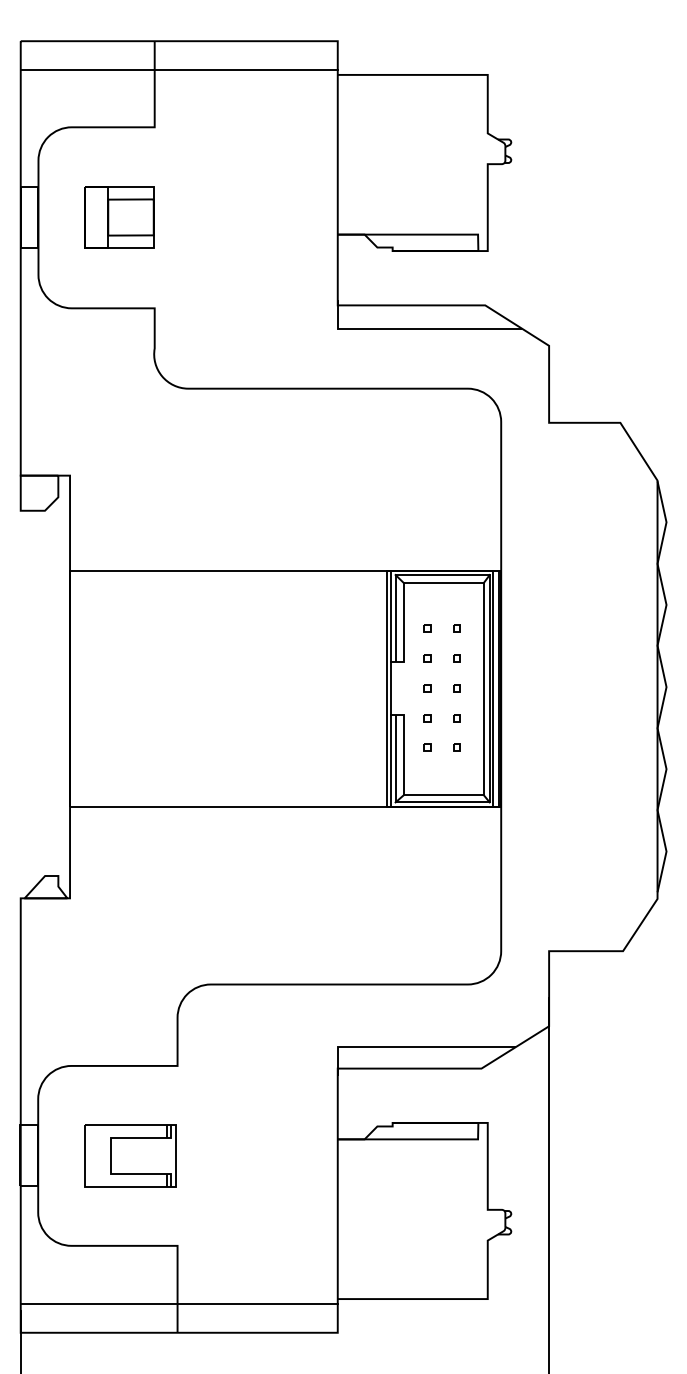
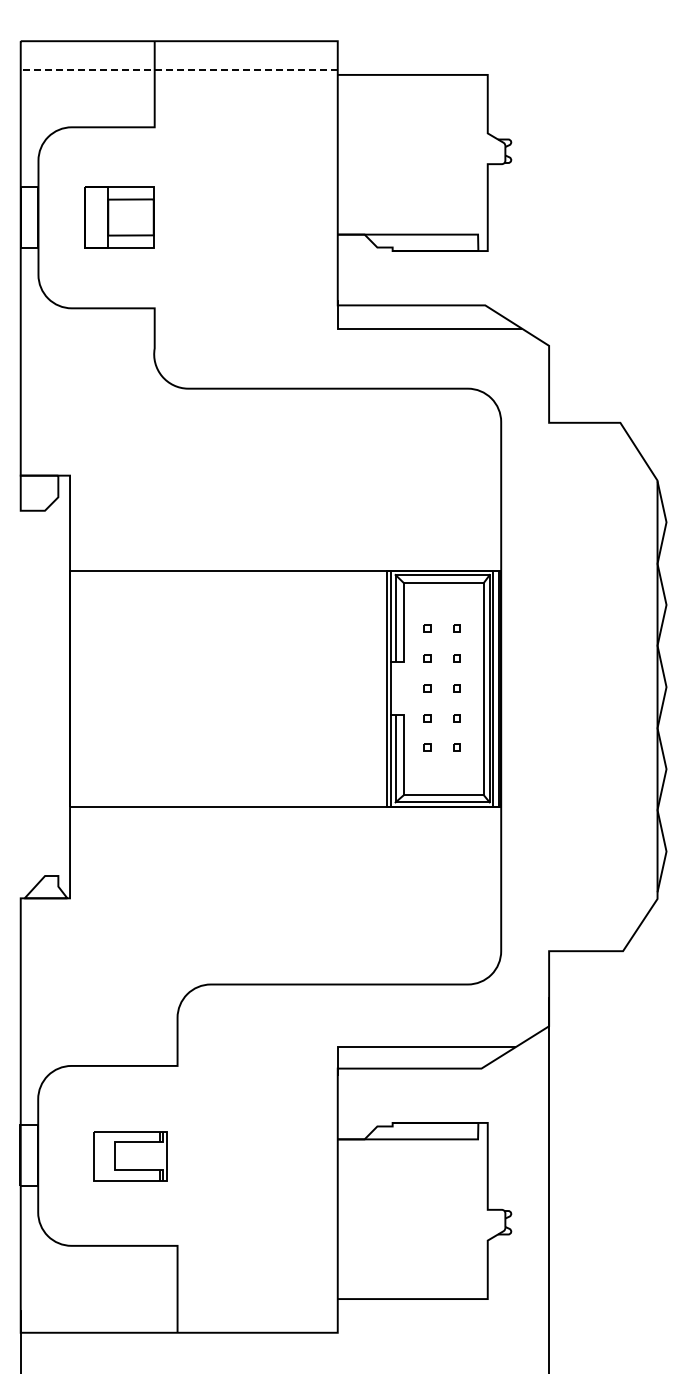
line: solid -> dashed (179, 69)
part size: 93x64 px -> 75x51 px (130, 1156)
line: present -> none (178, 1304)
